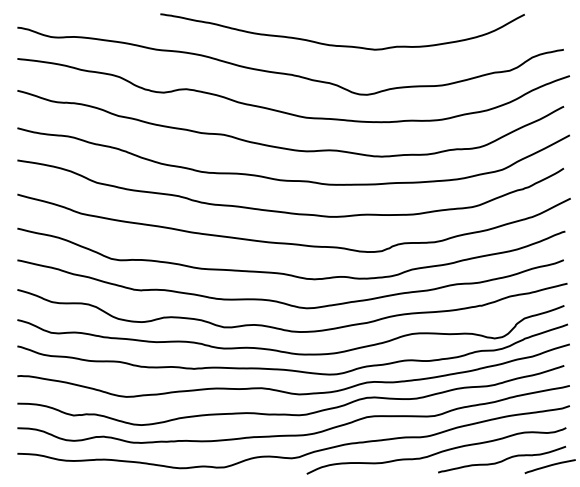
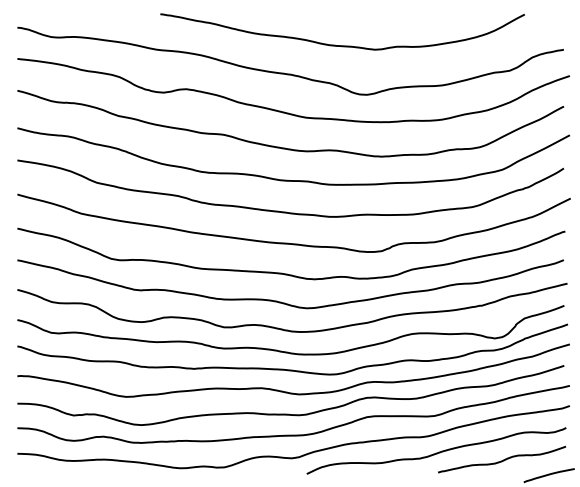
curve position: (549, 466) -> (548, 475) (548, 475)
